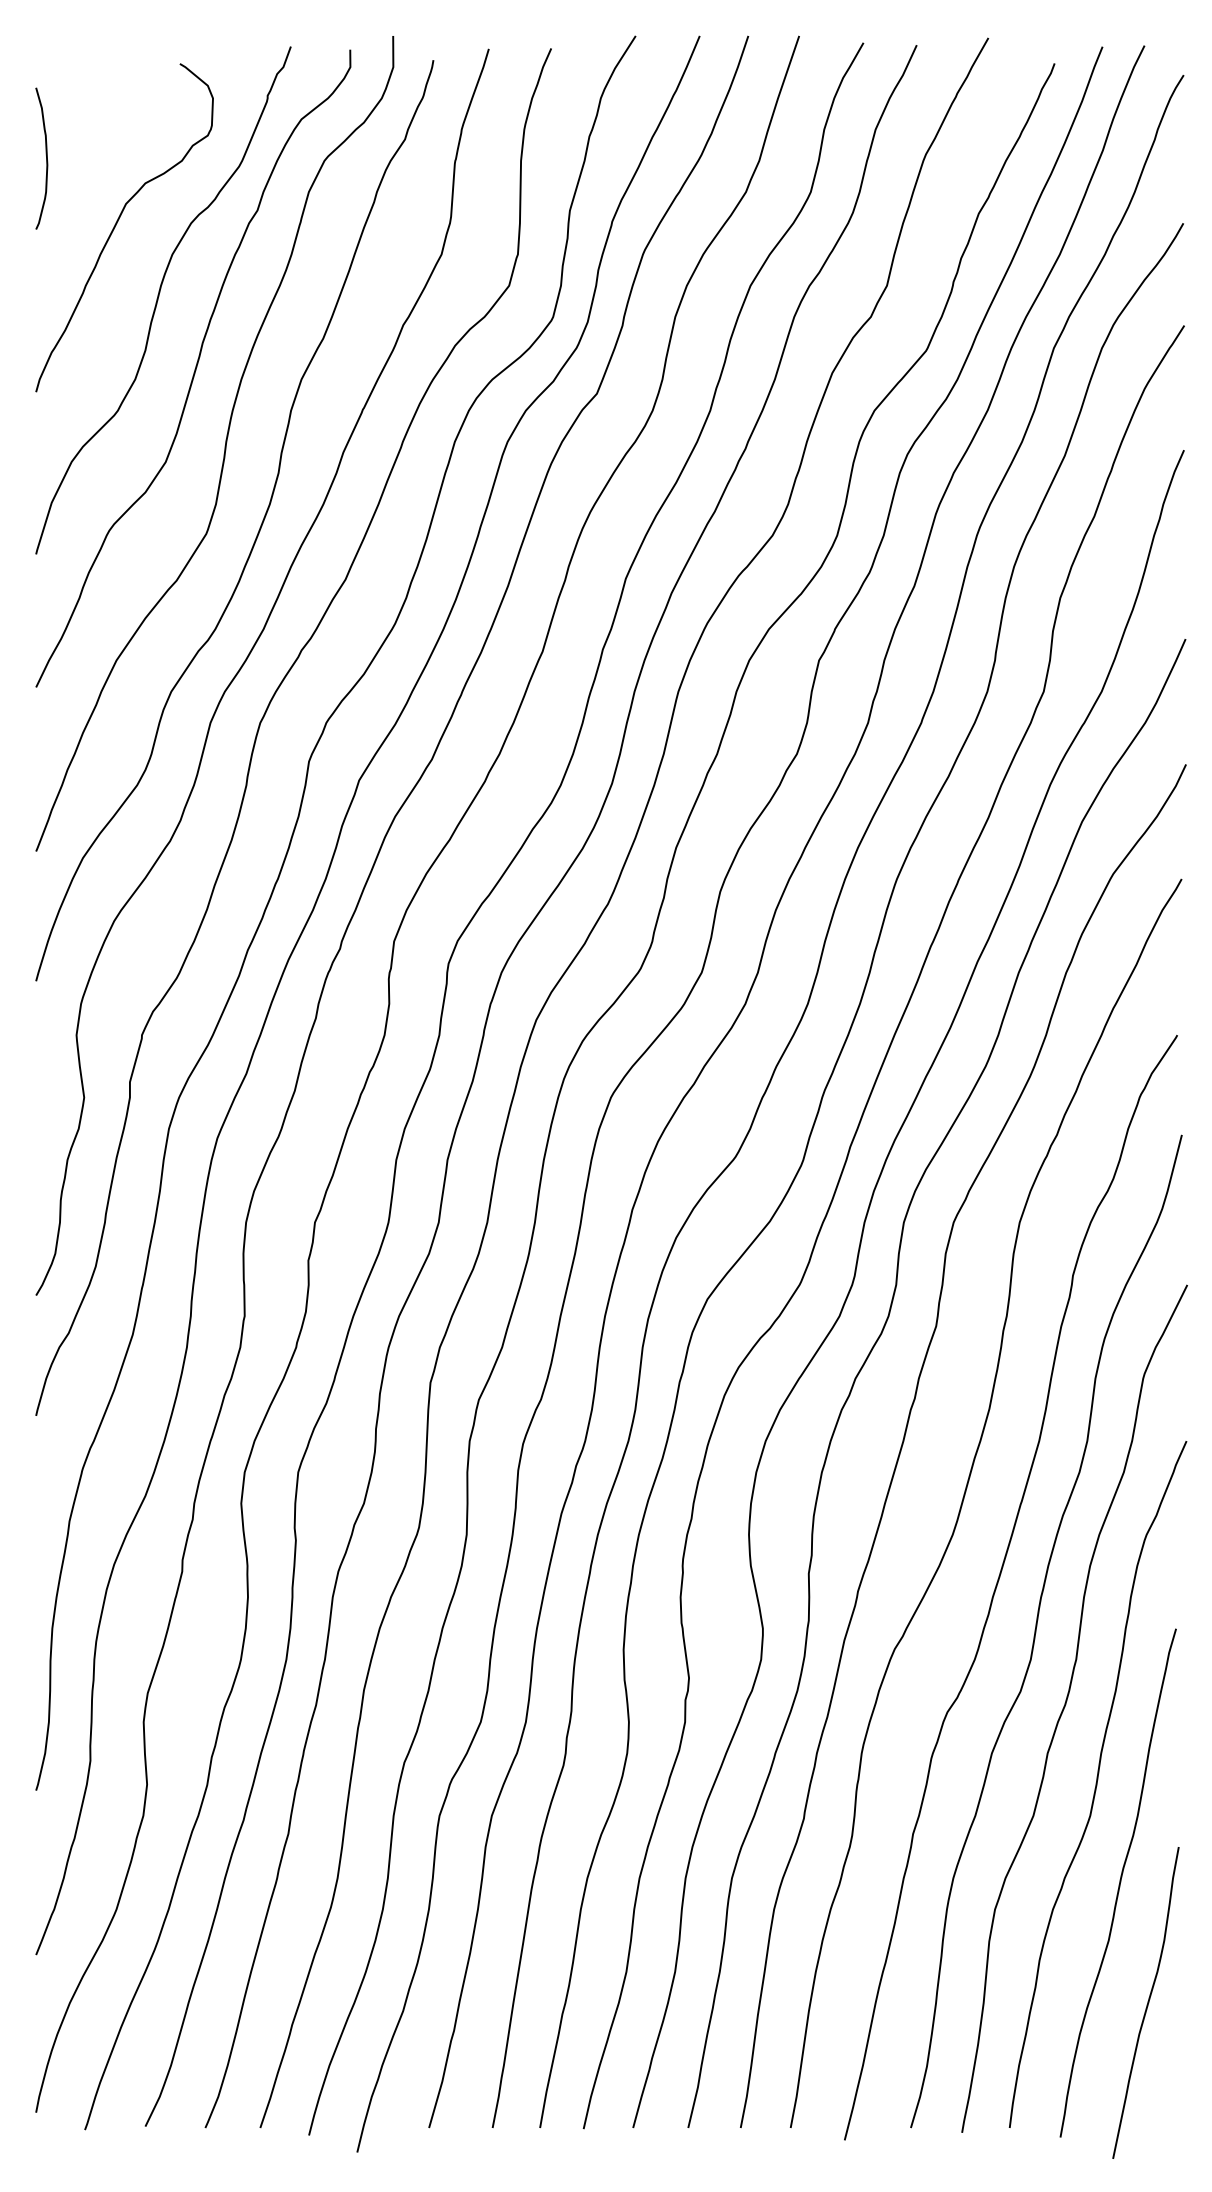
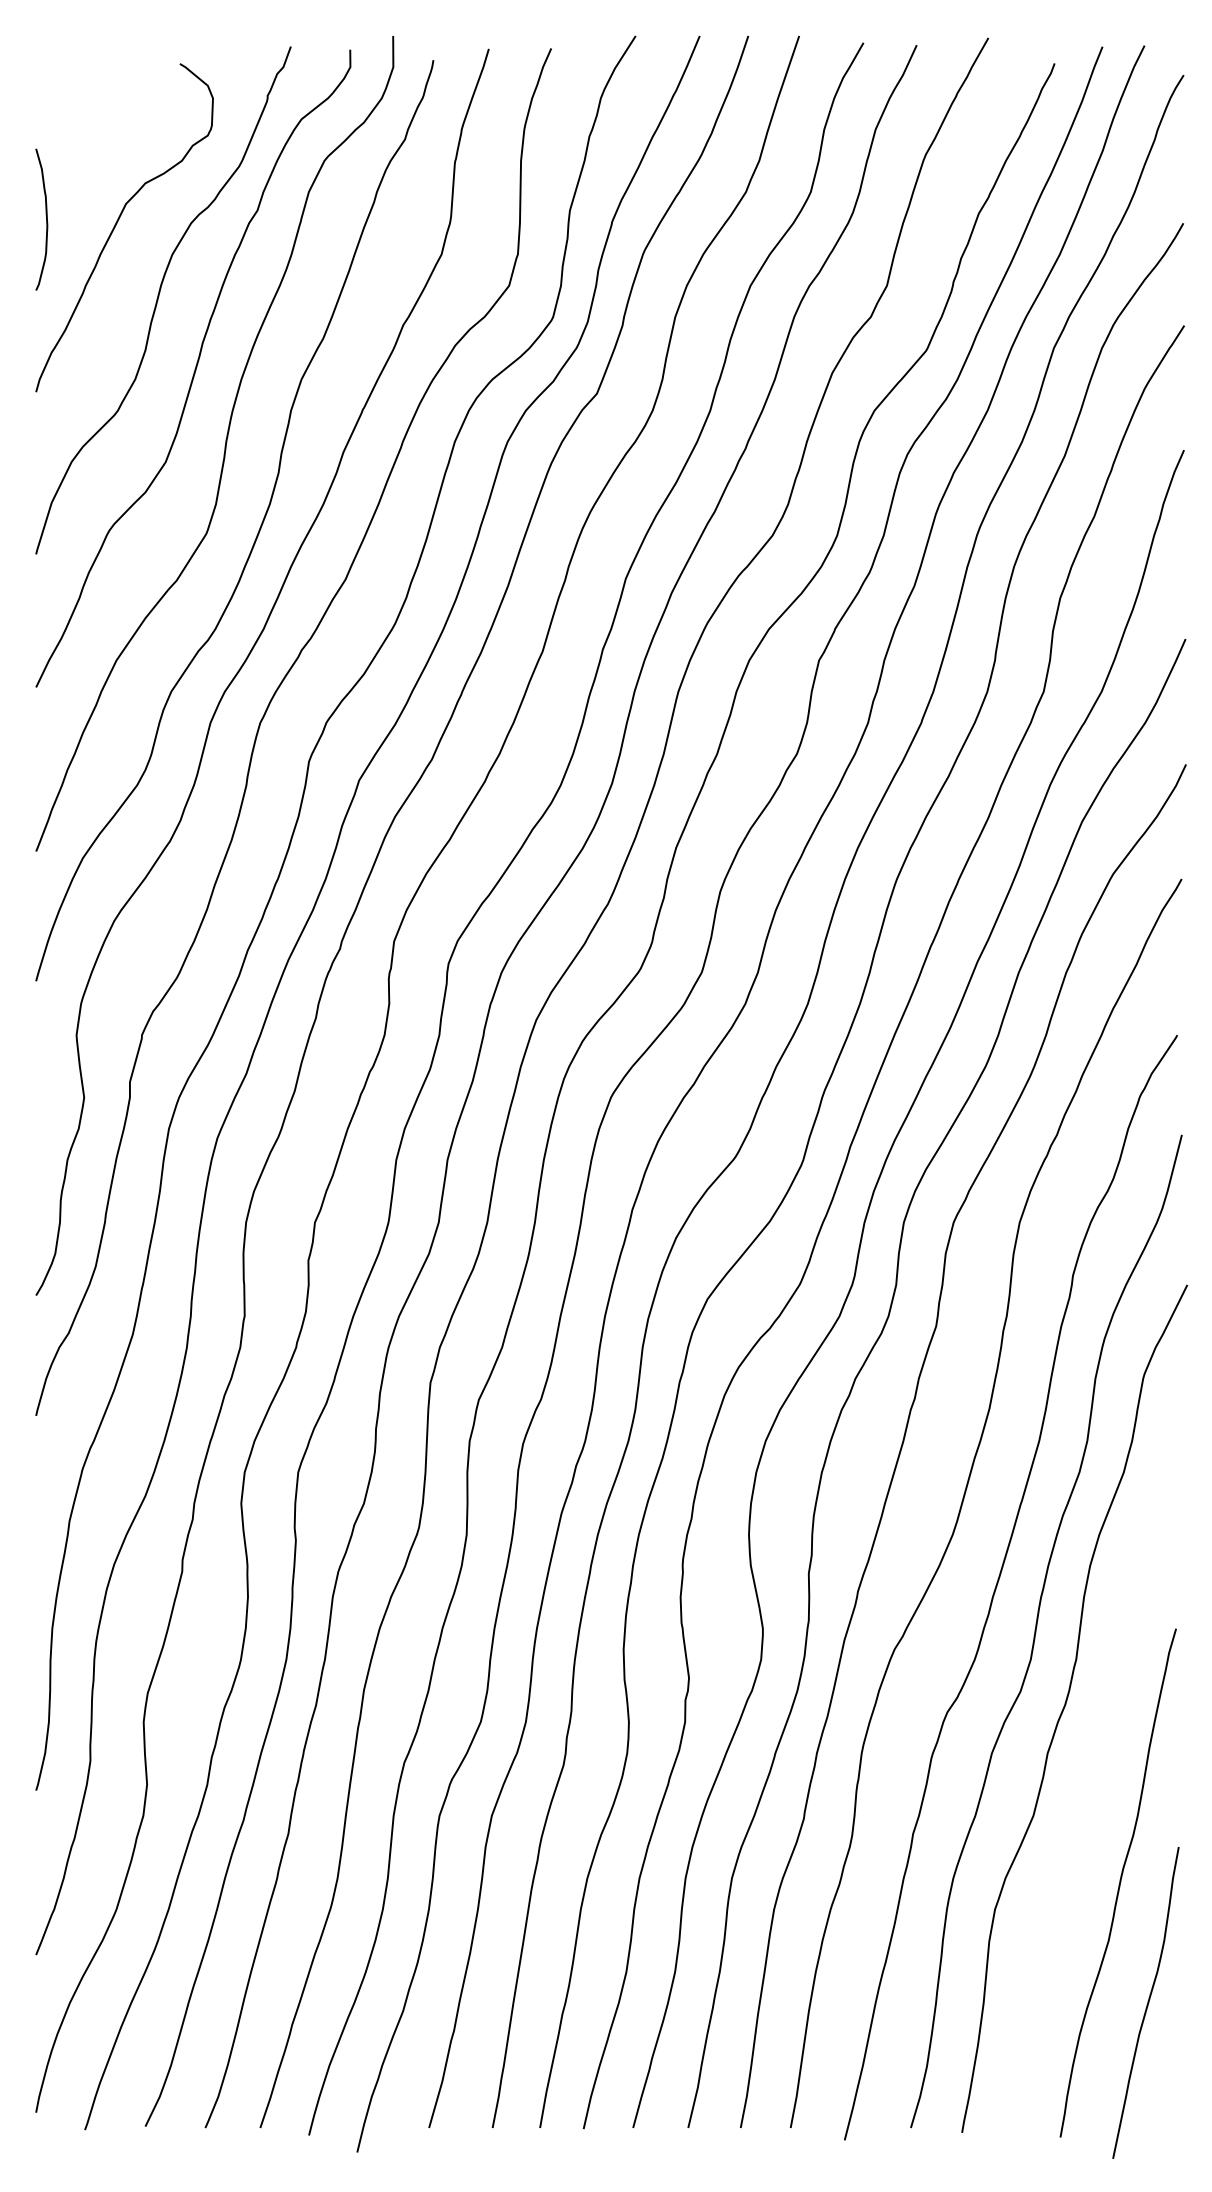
curve position: (46, 158) -> (46, 219) (46, 219)
curve: present -> none (1097, 1784)
